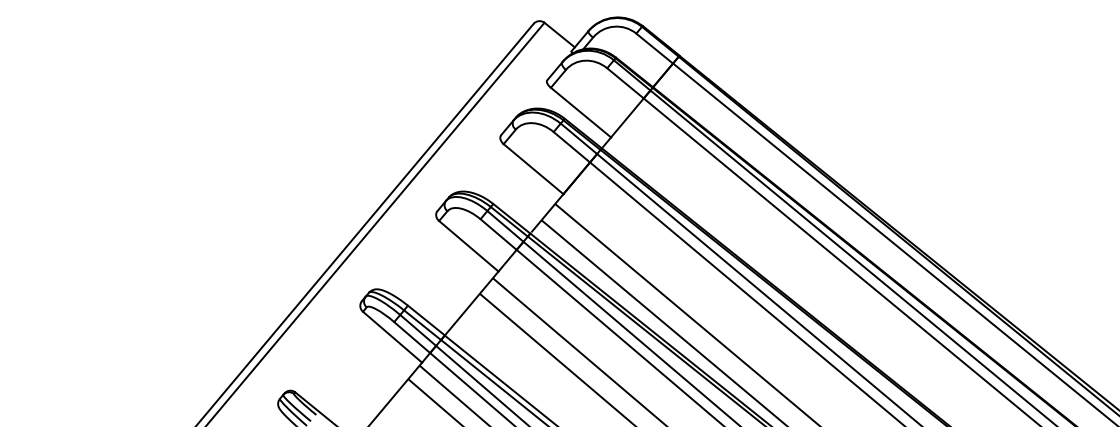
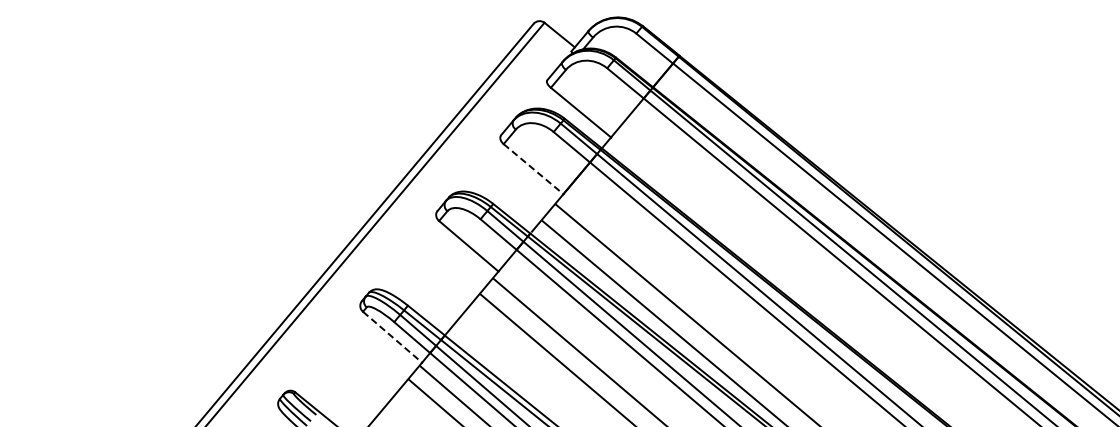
line: solid -> dashed (533, 169)
line: solid -> dashed (392, 337)
